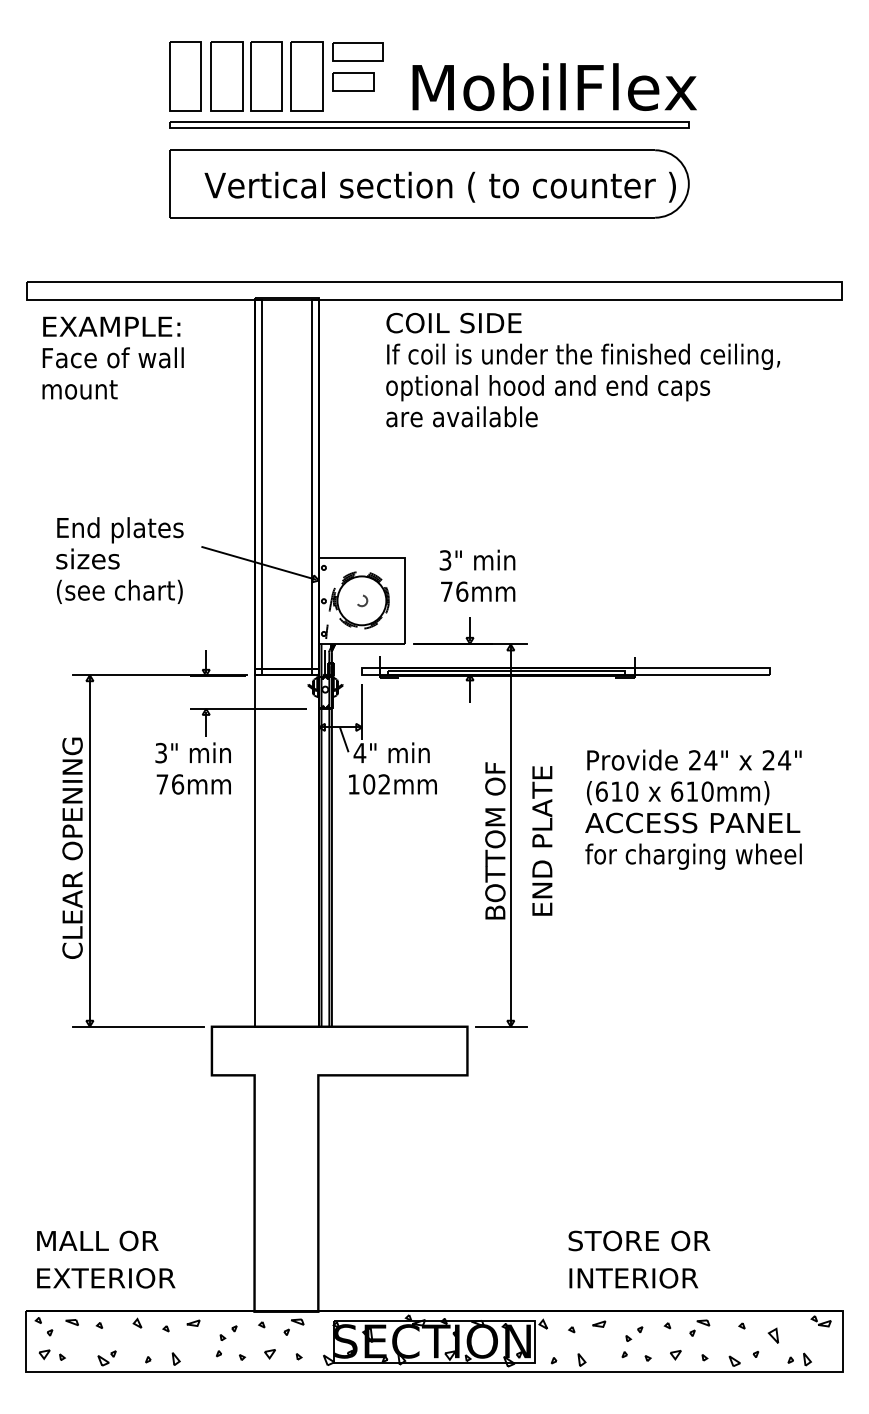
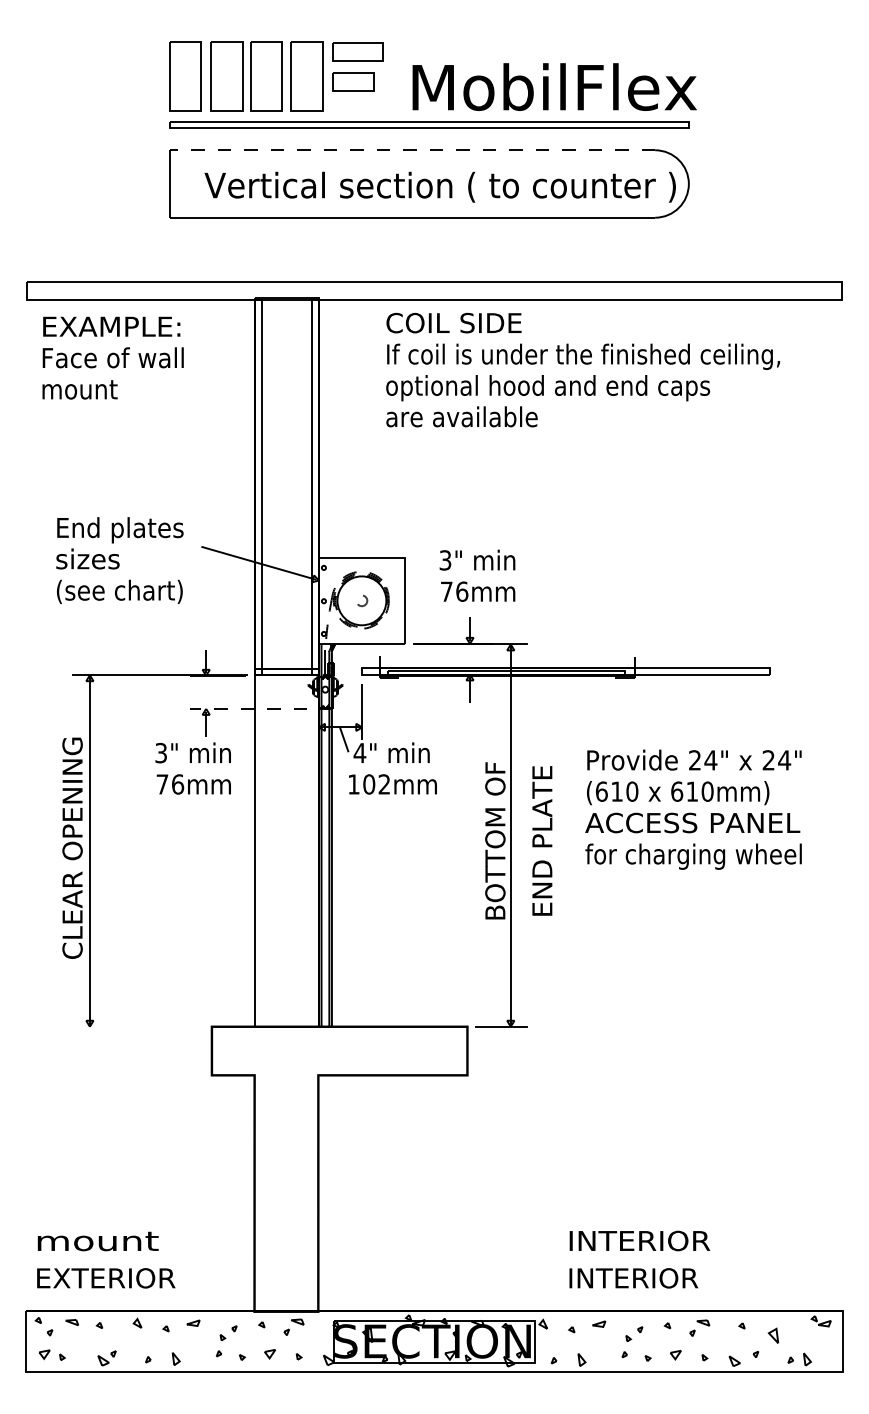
line: solid -> dashed (412, 150)
line: solid -> dashed (248, 708)
line: present -> none (138, 1026)
text: MALL OR -> mount (97, 1240)
text: STORE OR -> INTERIOR (638, 1240)
